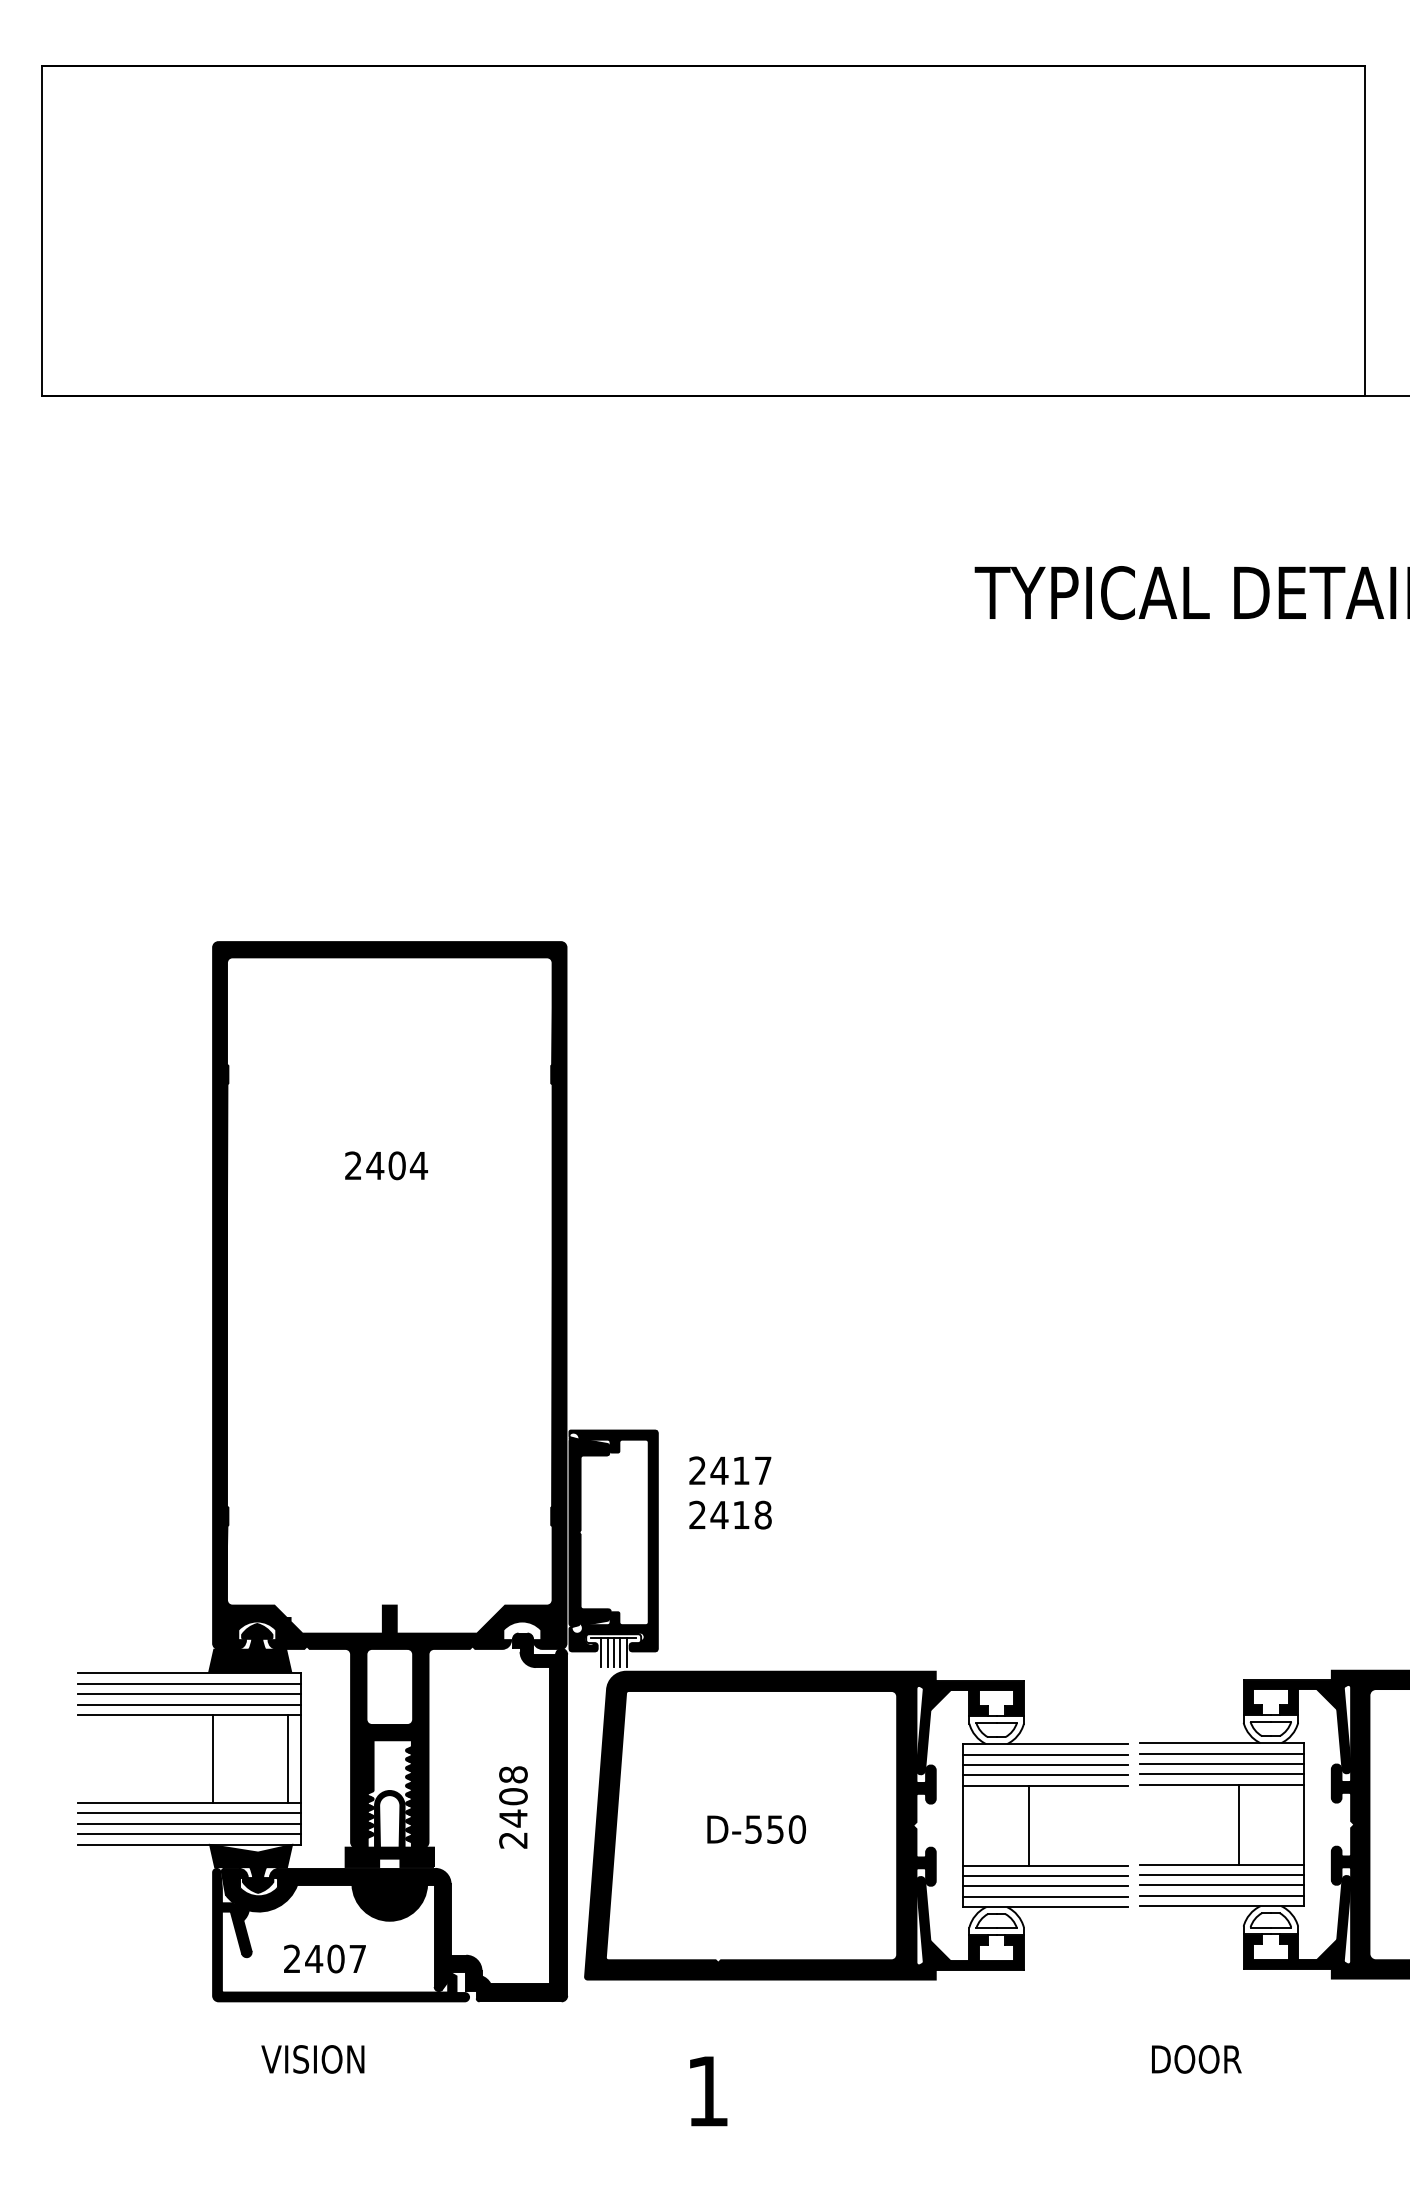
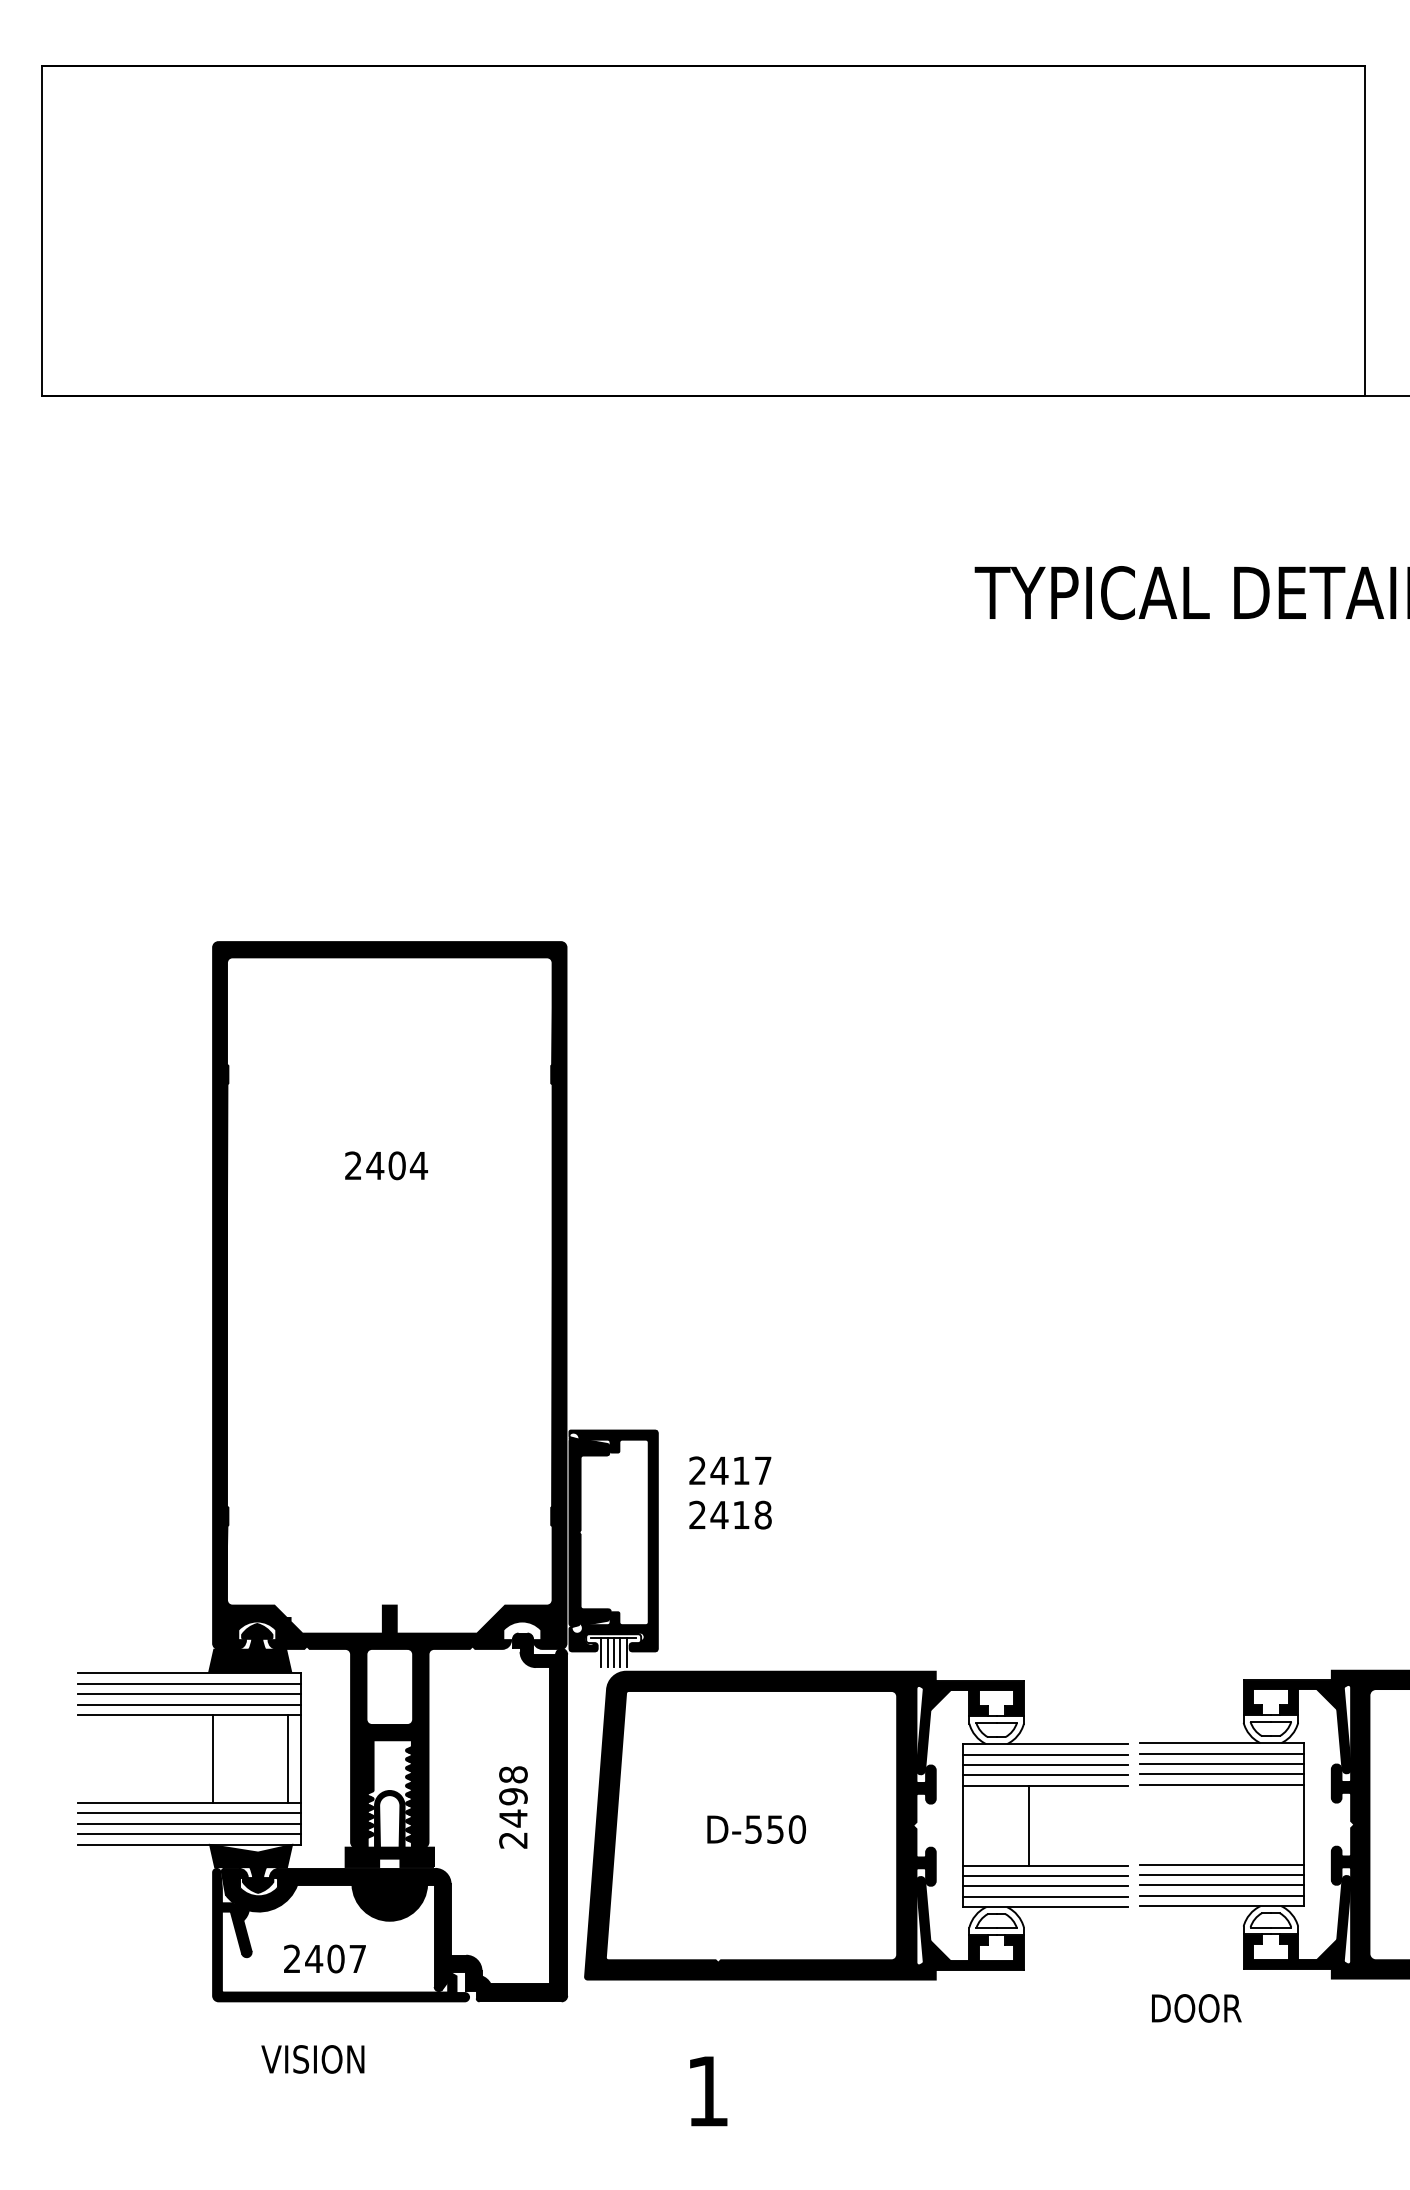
text: 2408 -> 2498 (513, 1796)
line: present -> none (1238, 1824)
text position: (1196, 2059) -> (1196, 2008) (1196, 2008)
